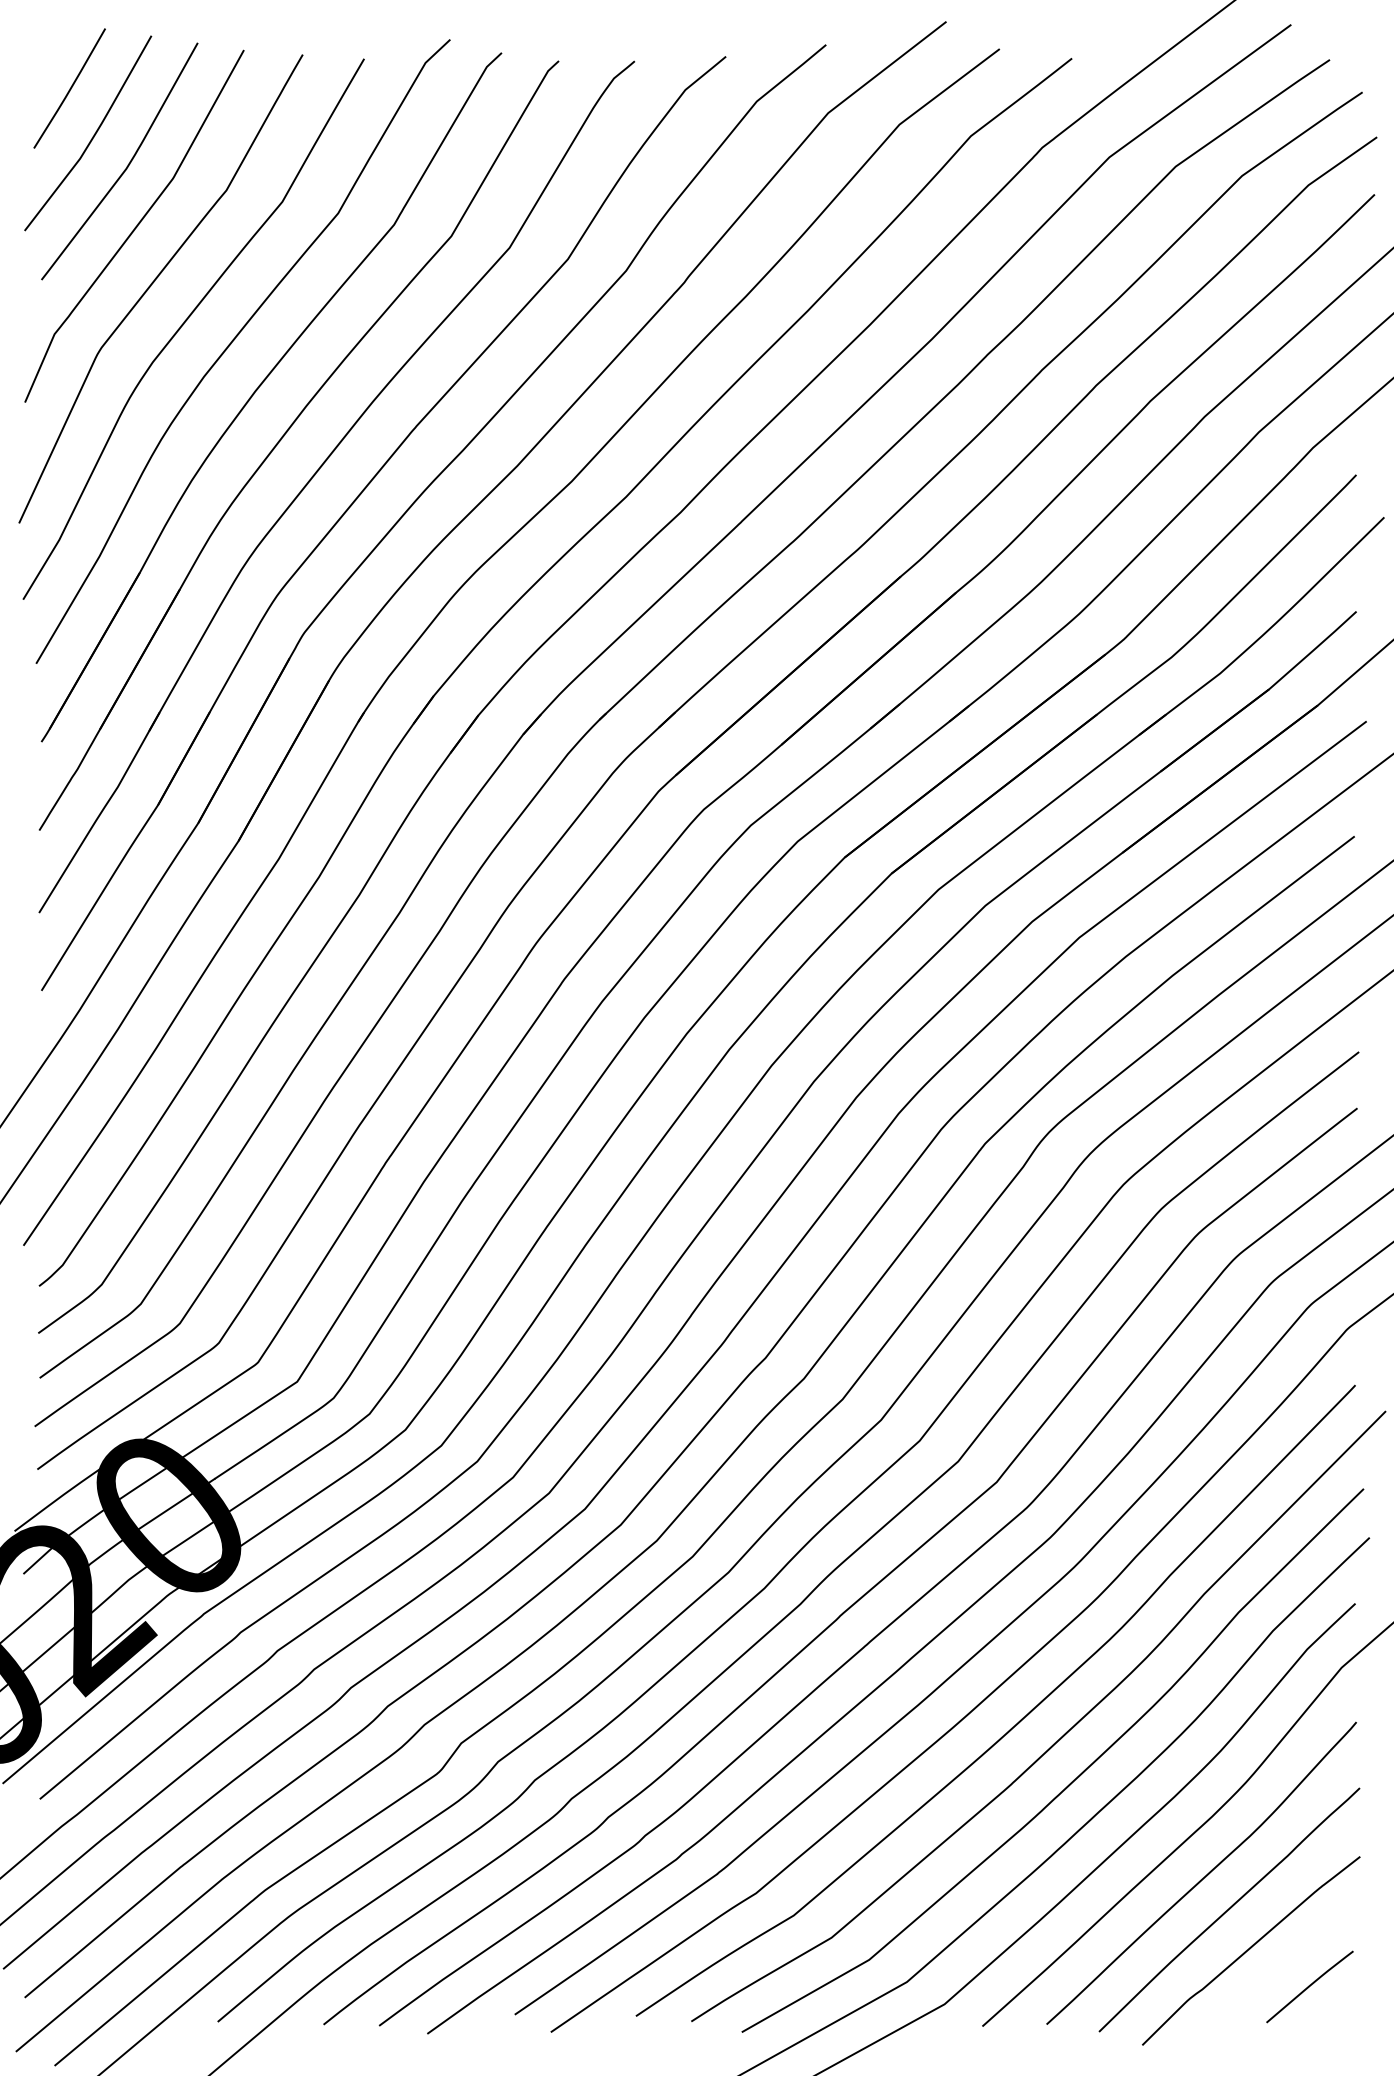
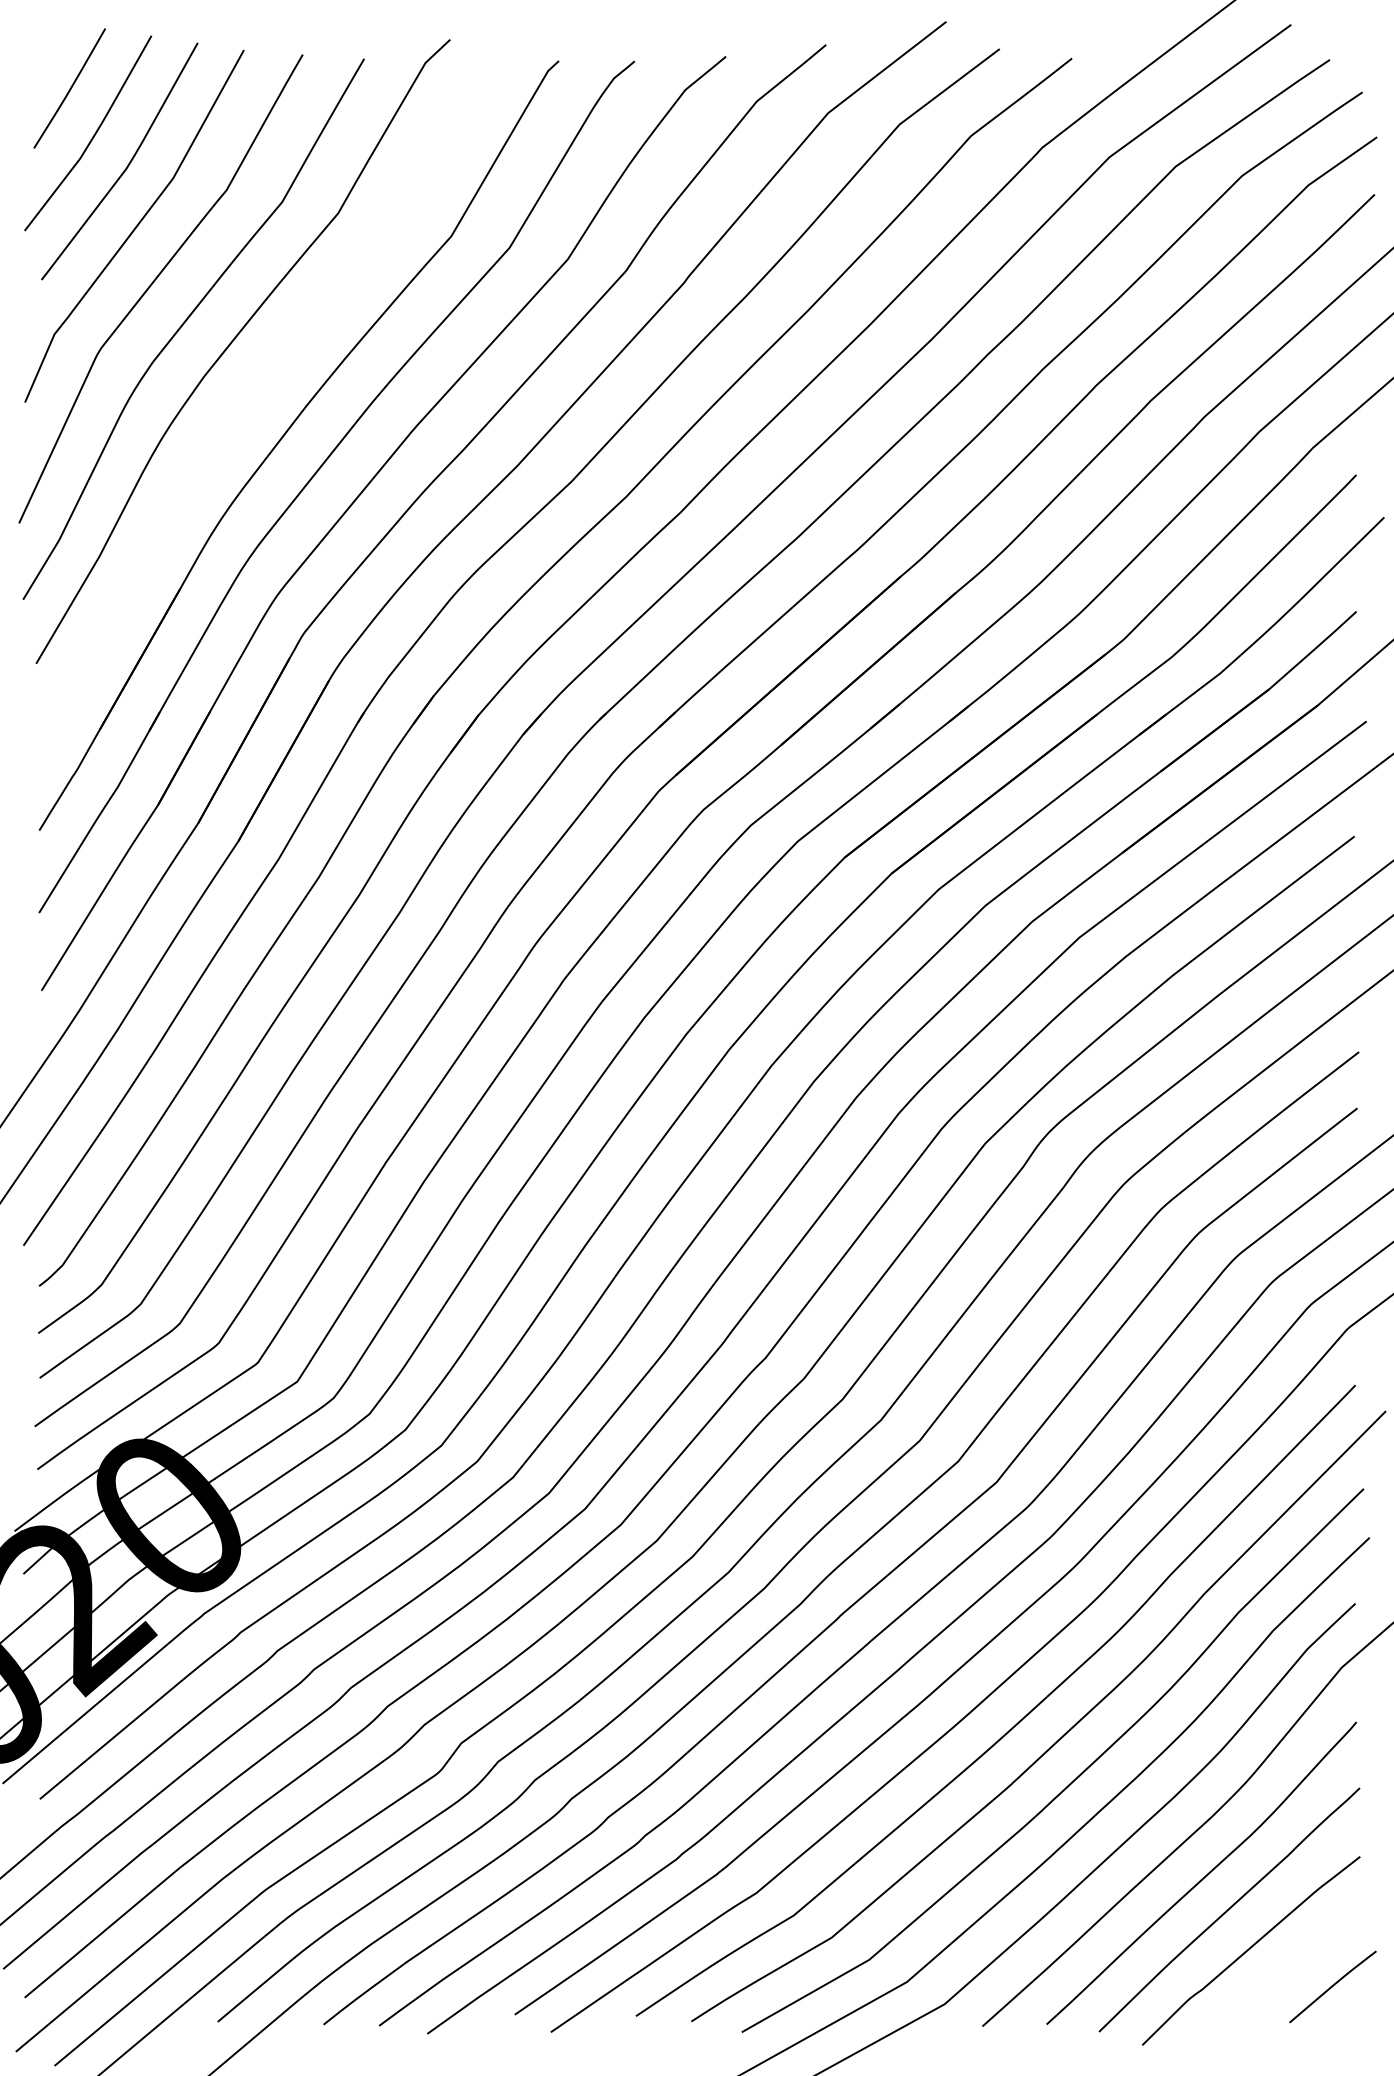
part: present -> none (258, 389)
curve position: (1309, 1986) -> (1332, 1986) (1332, 1986)
